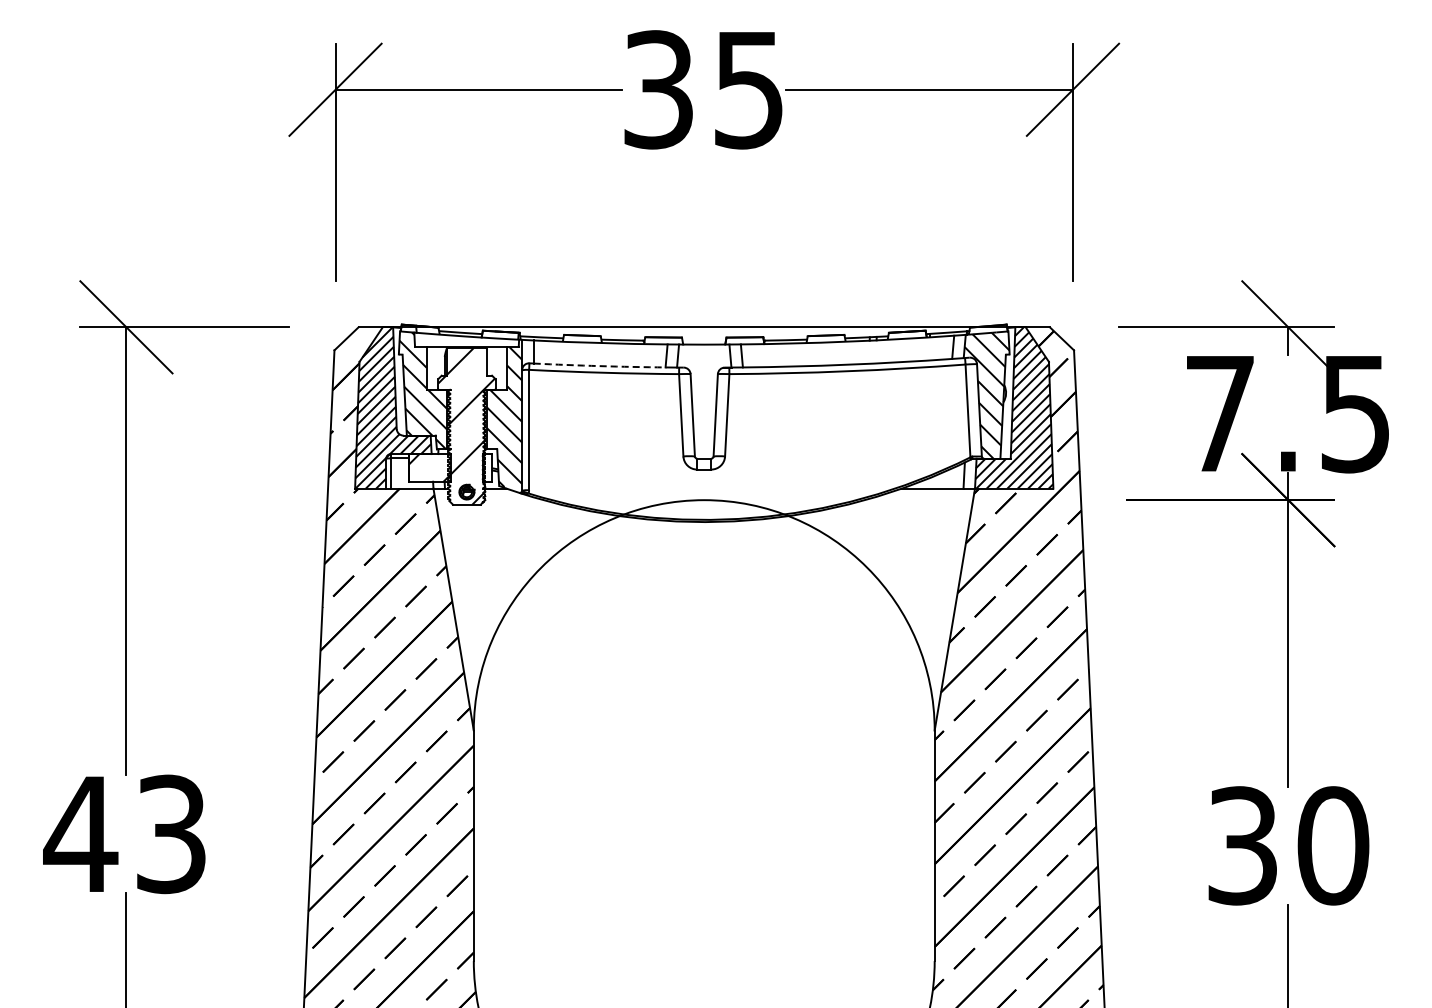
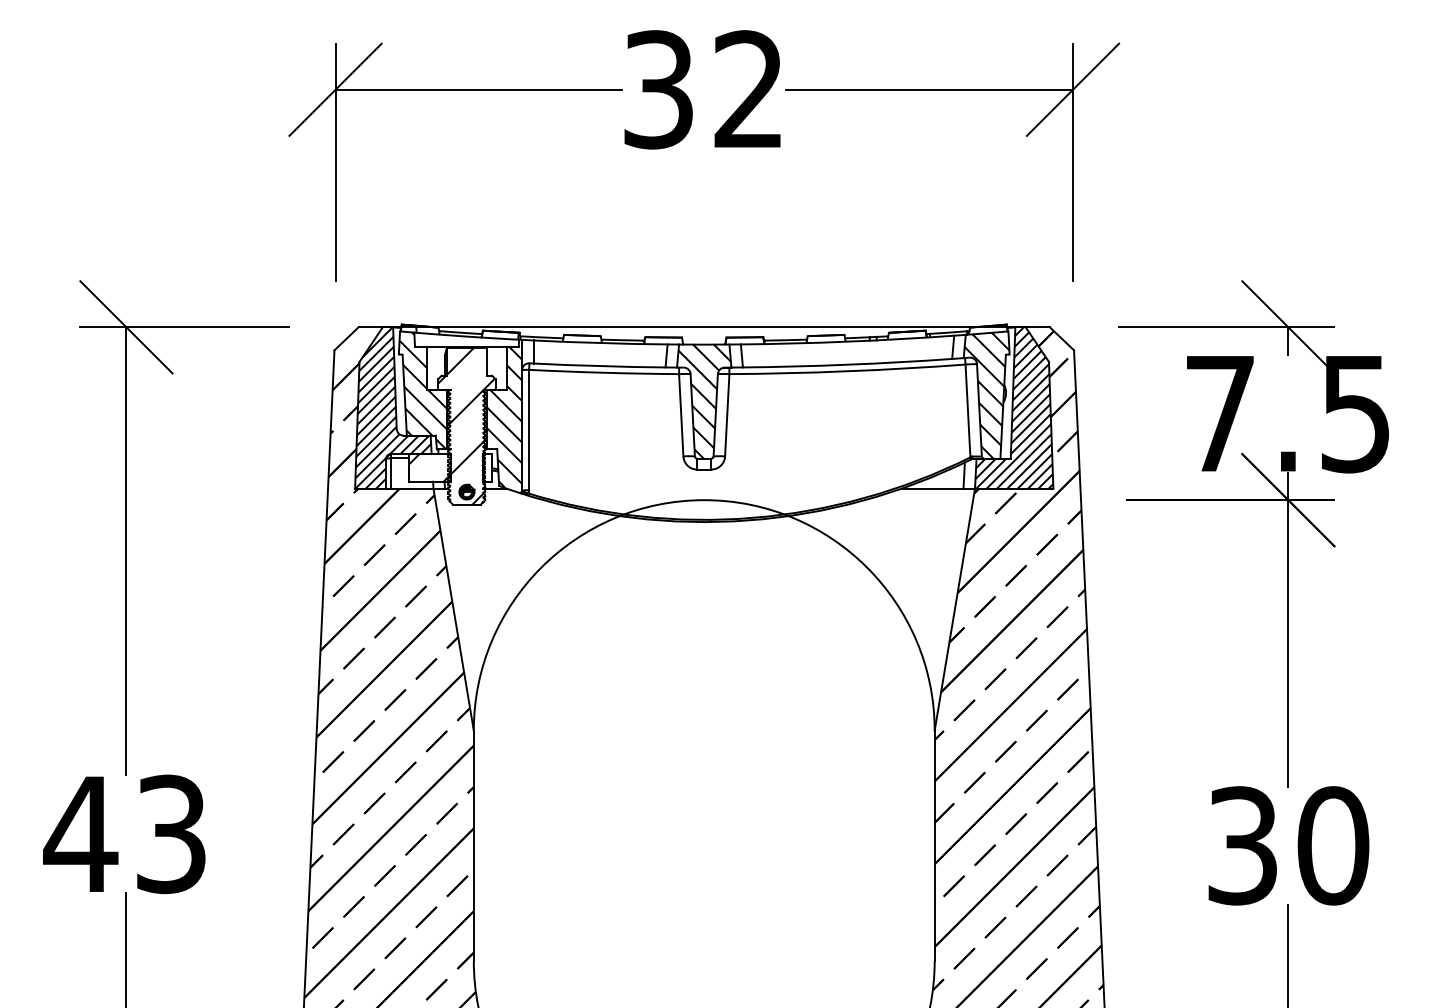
text: 35 -> 32 (748, 89)
arc: dashed -> solid (599, 366)
hatch: none -> present (704, 401)
